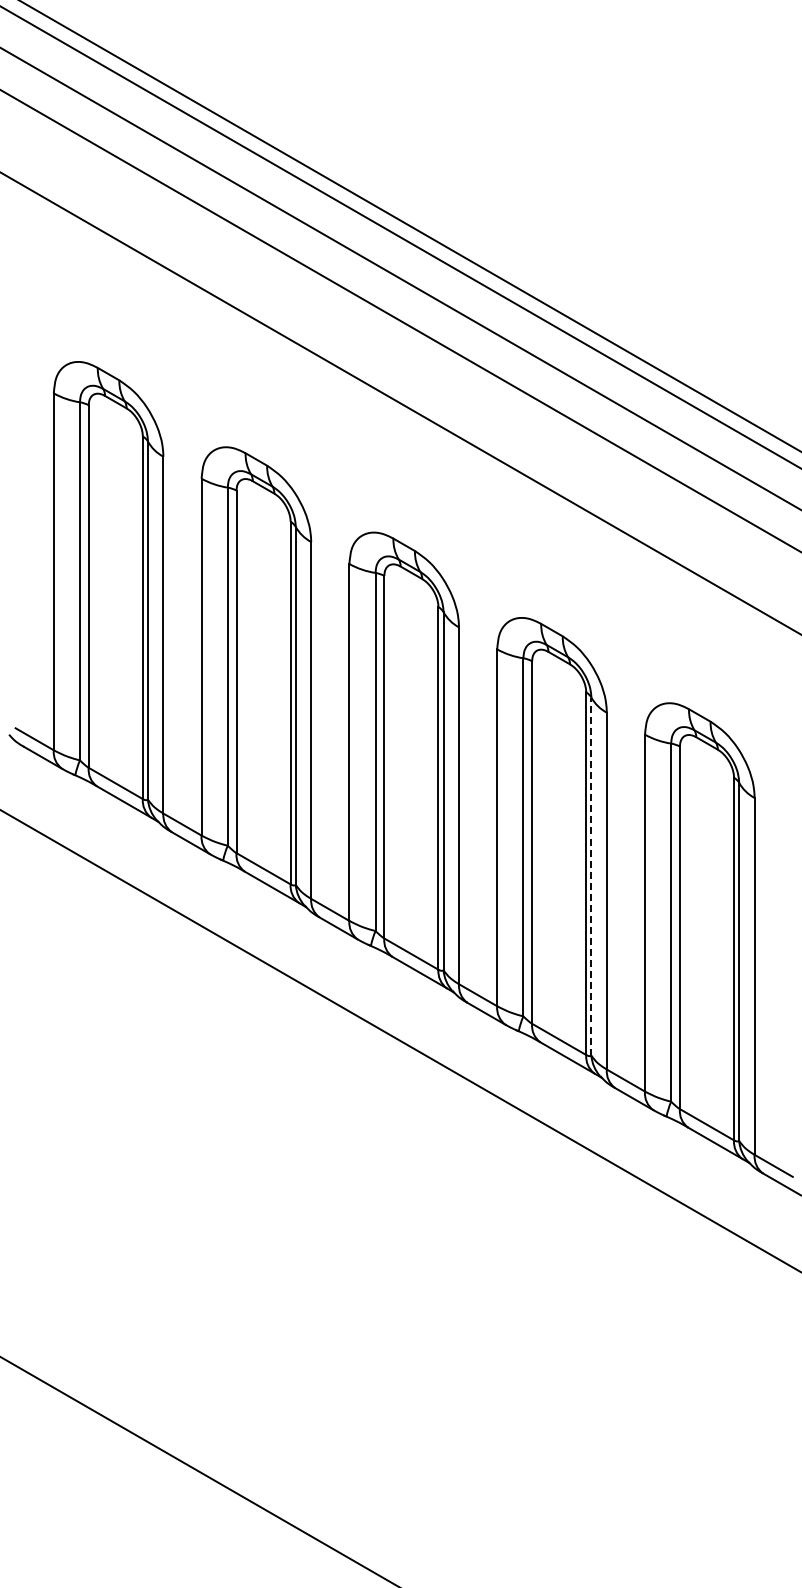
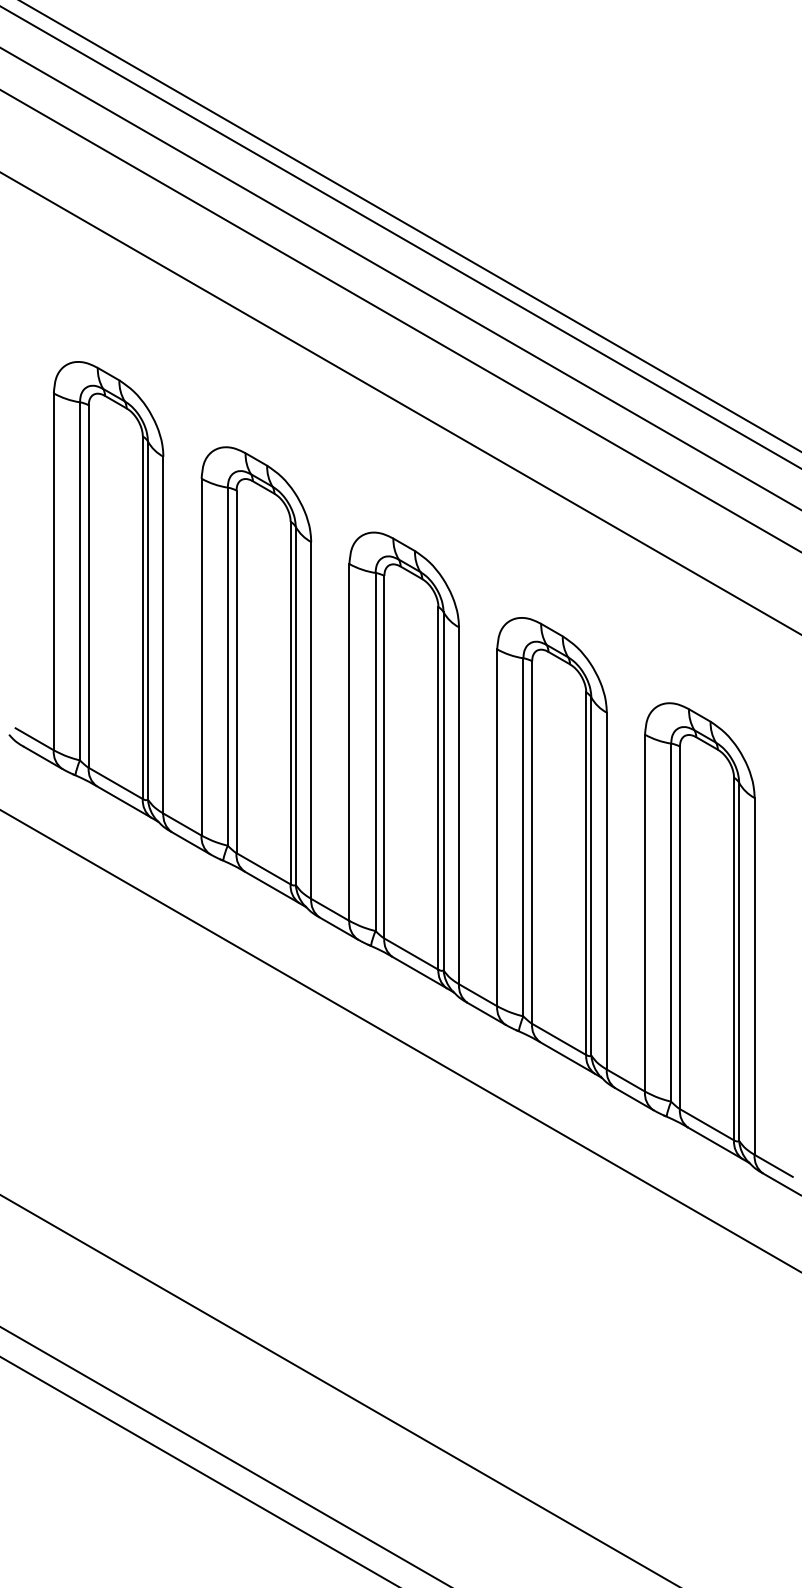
line: dashed -> solid (591, 876)
line: none -> present (338, 1390)
line: none -> present (224, 1456)
